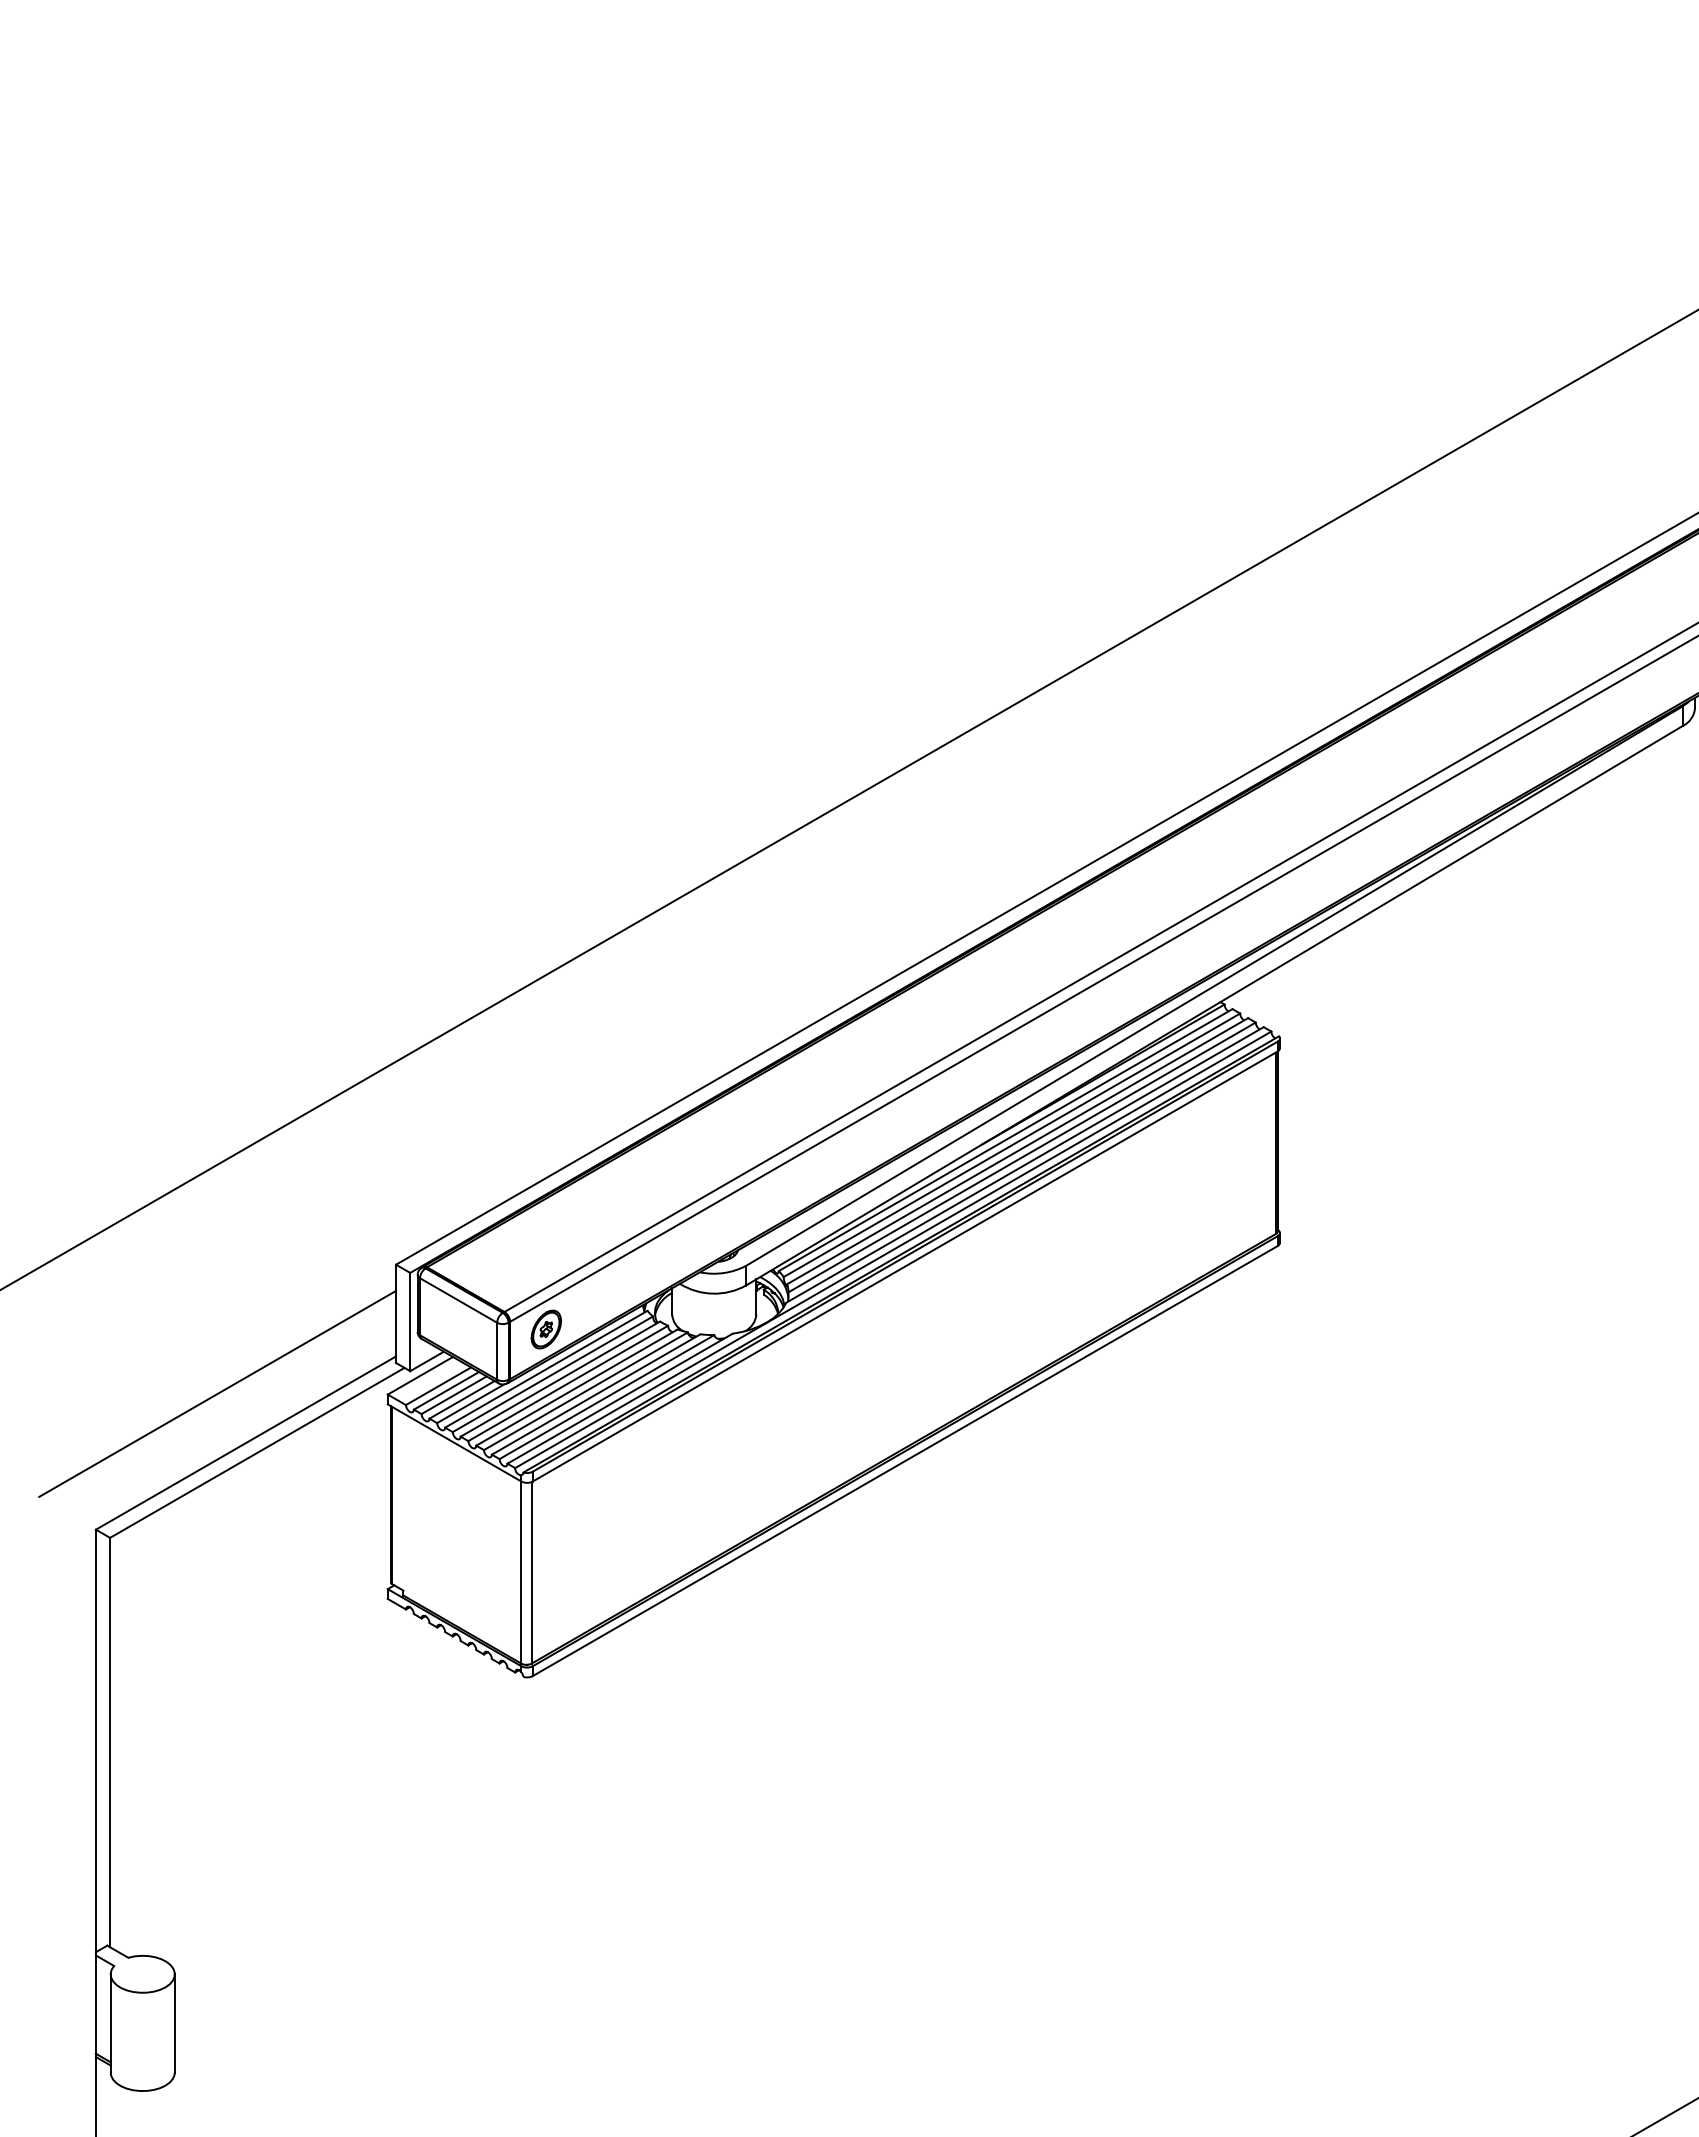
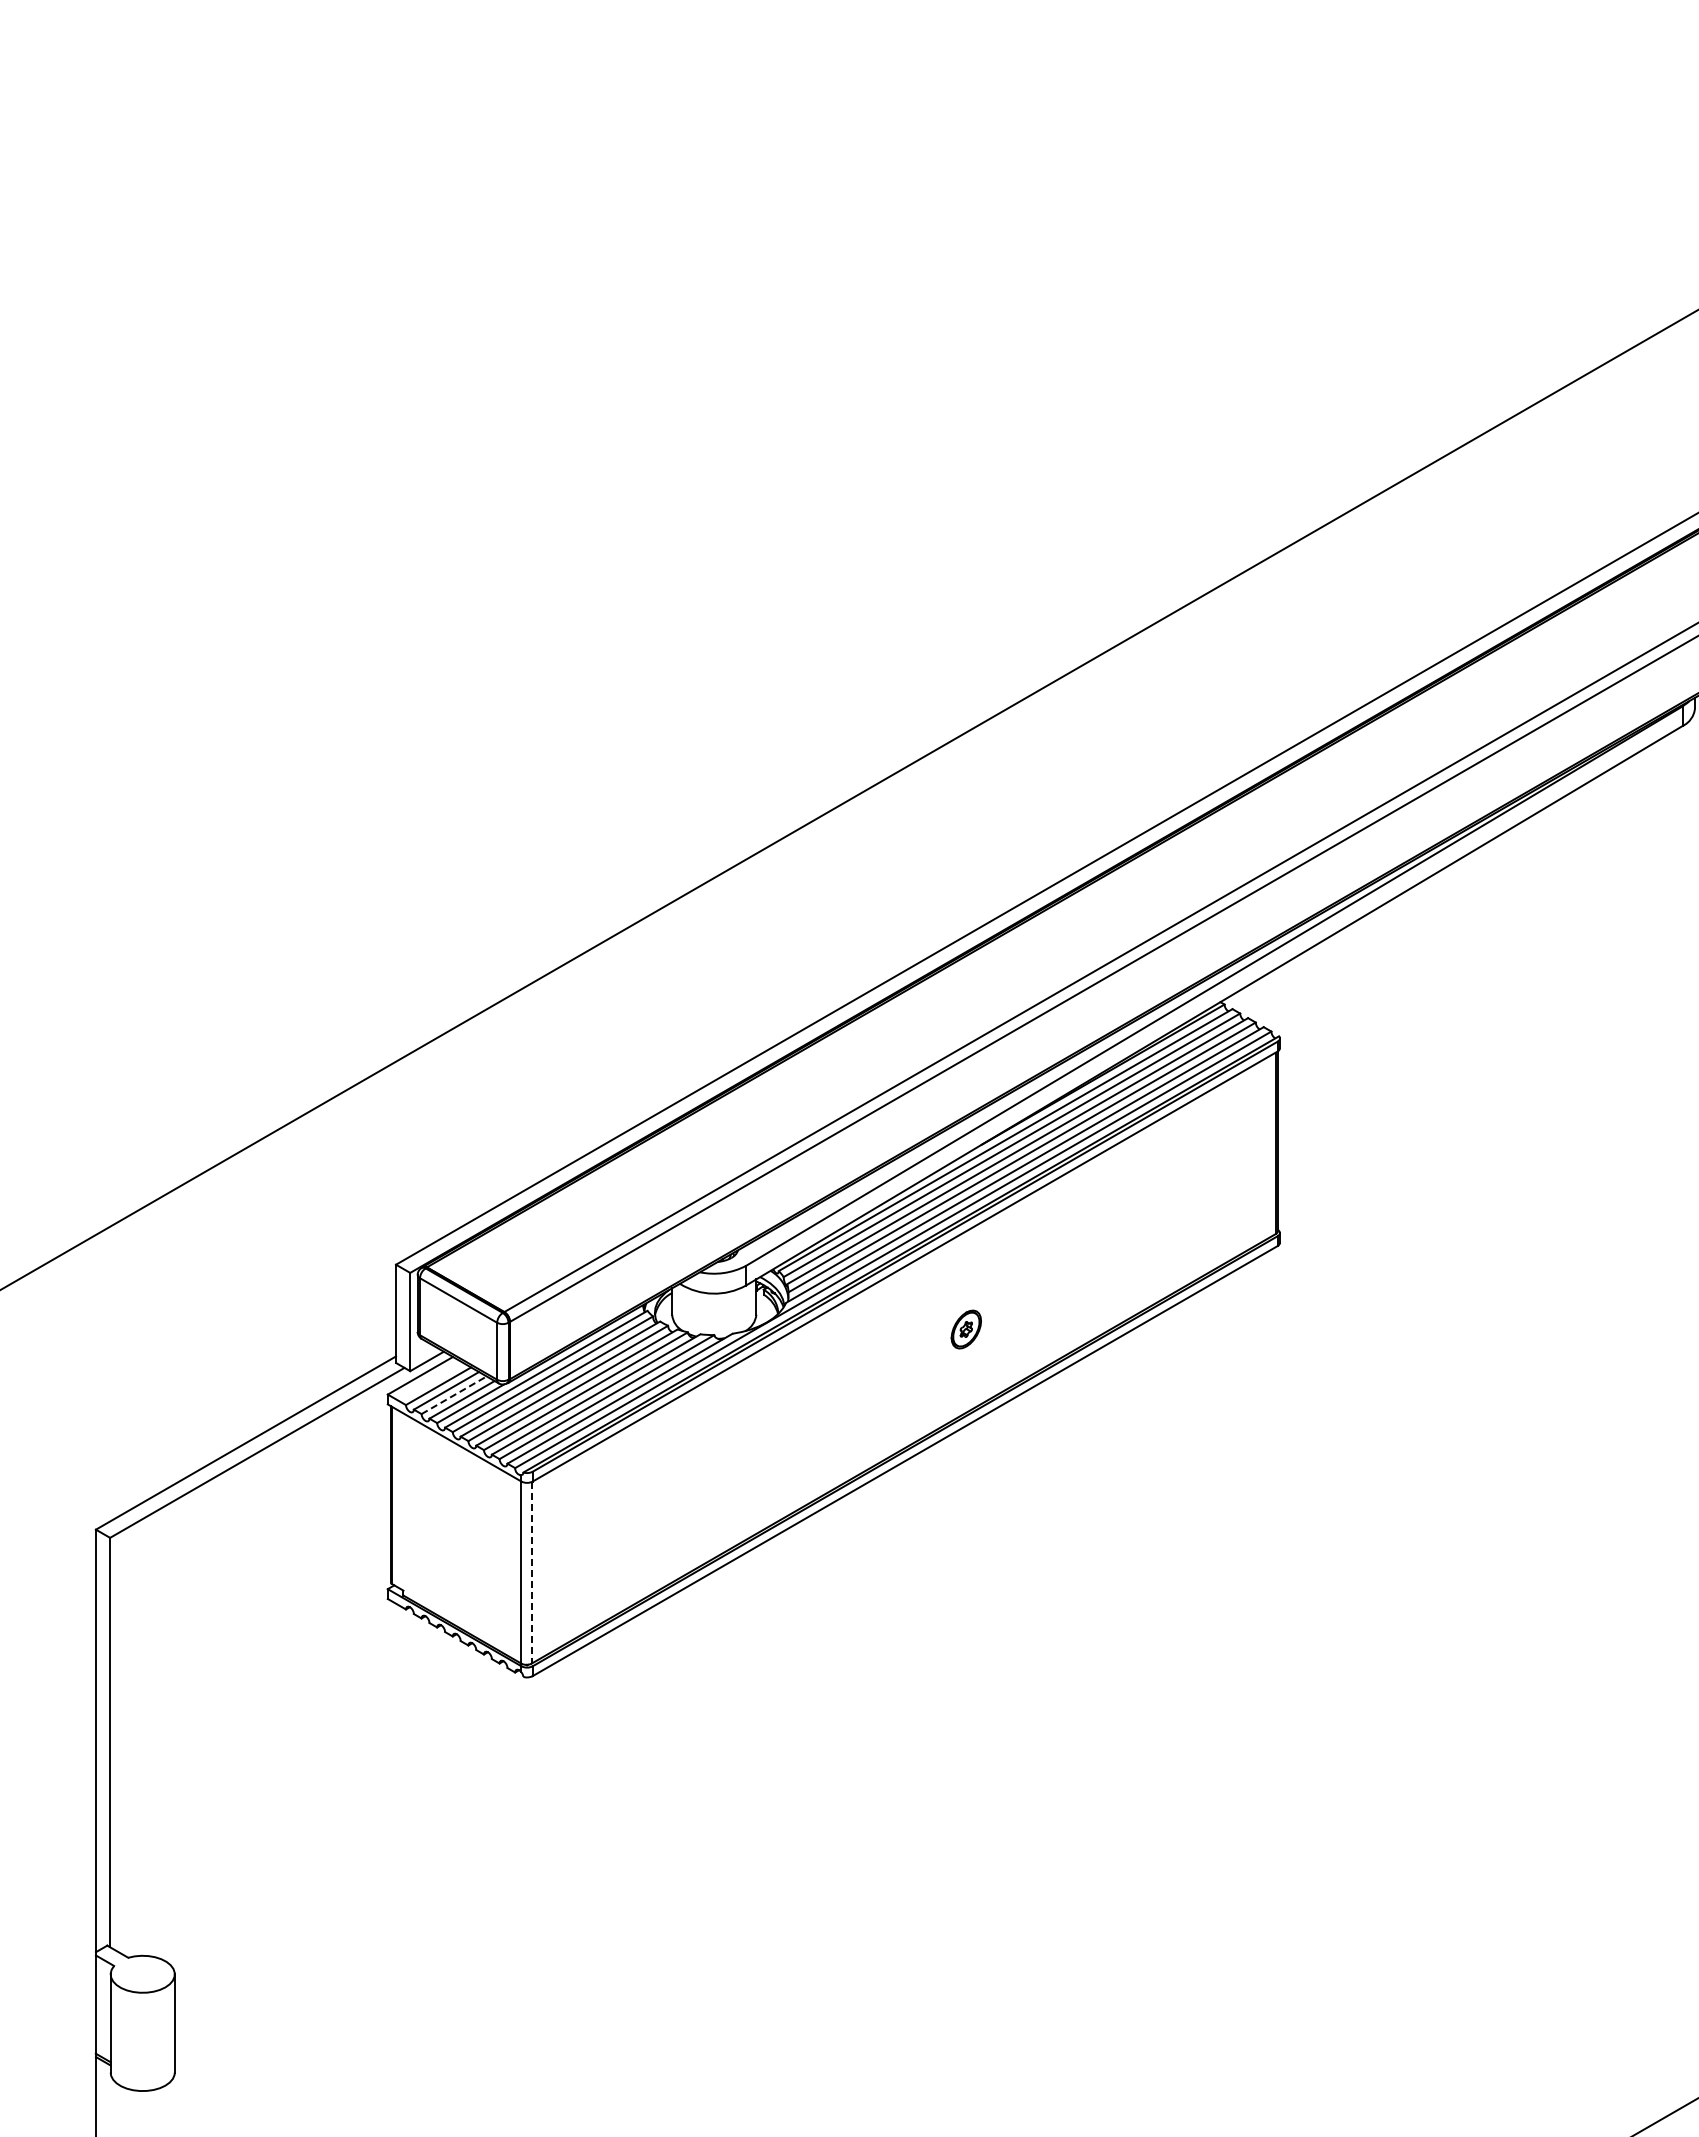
part position: (545, 1329) -> (965, 1329) (965, 1329)
line: present -> none (217, 1393)
line: solid -> dashed (454, 1395)
line: solid -> dashed (531, 1572)
